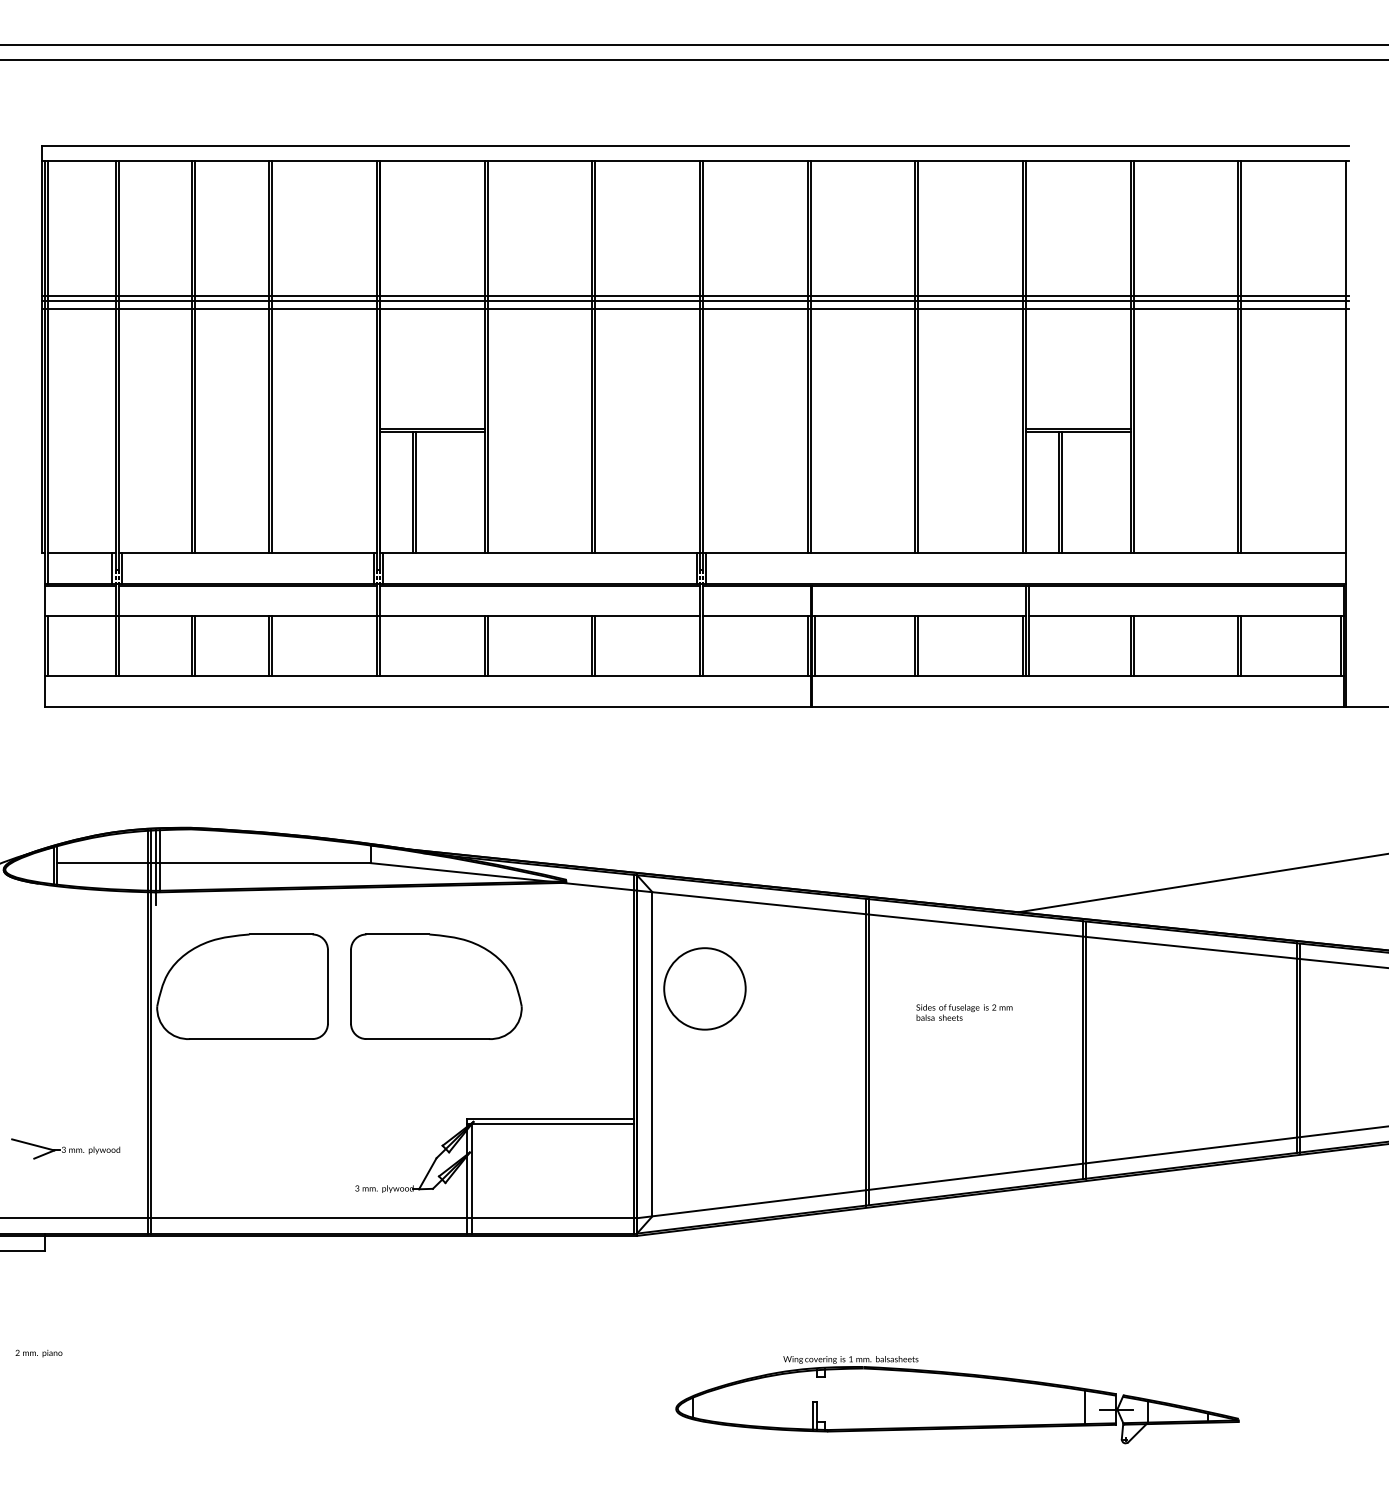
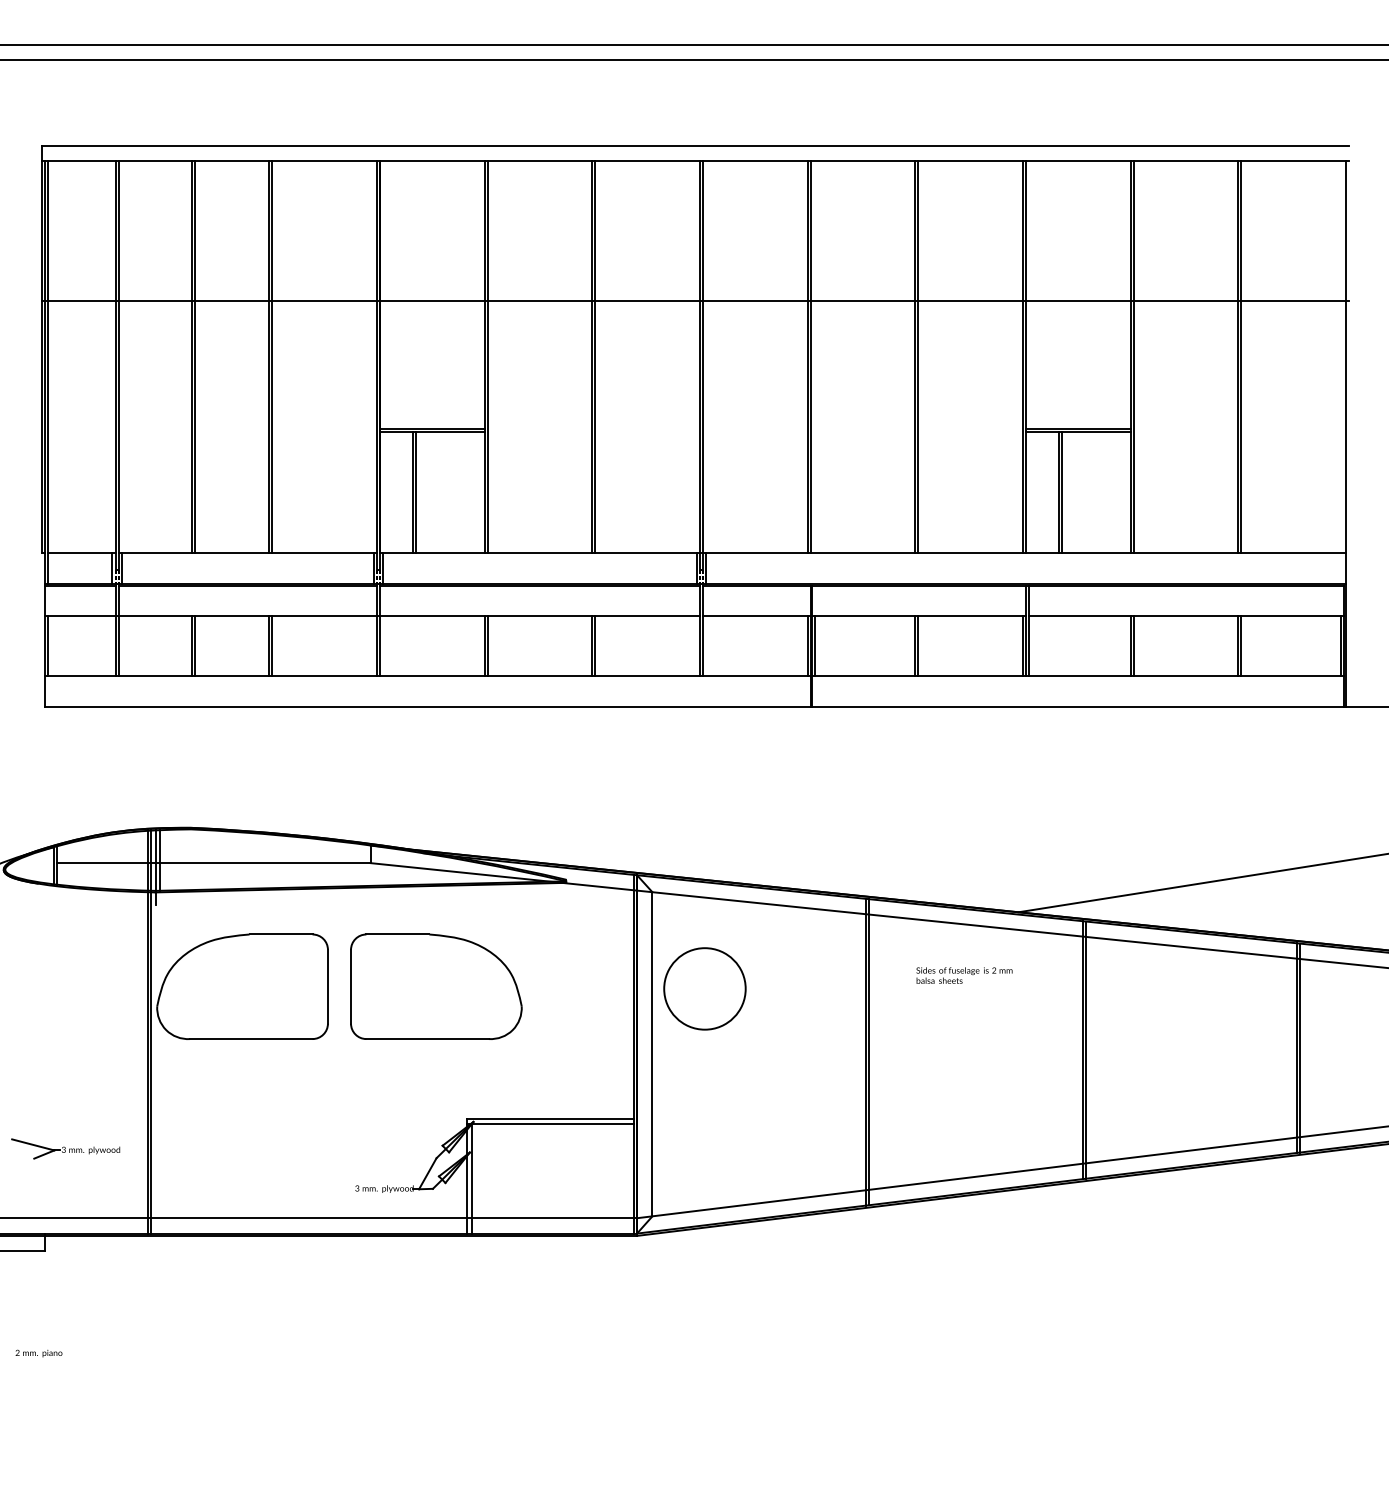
line: present -> none (694, 296)
line: present -> none (694, 308)
text position: (964, 1012) -> (964, 975) (964, 975)
part: present -> none (957, 1400)
